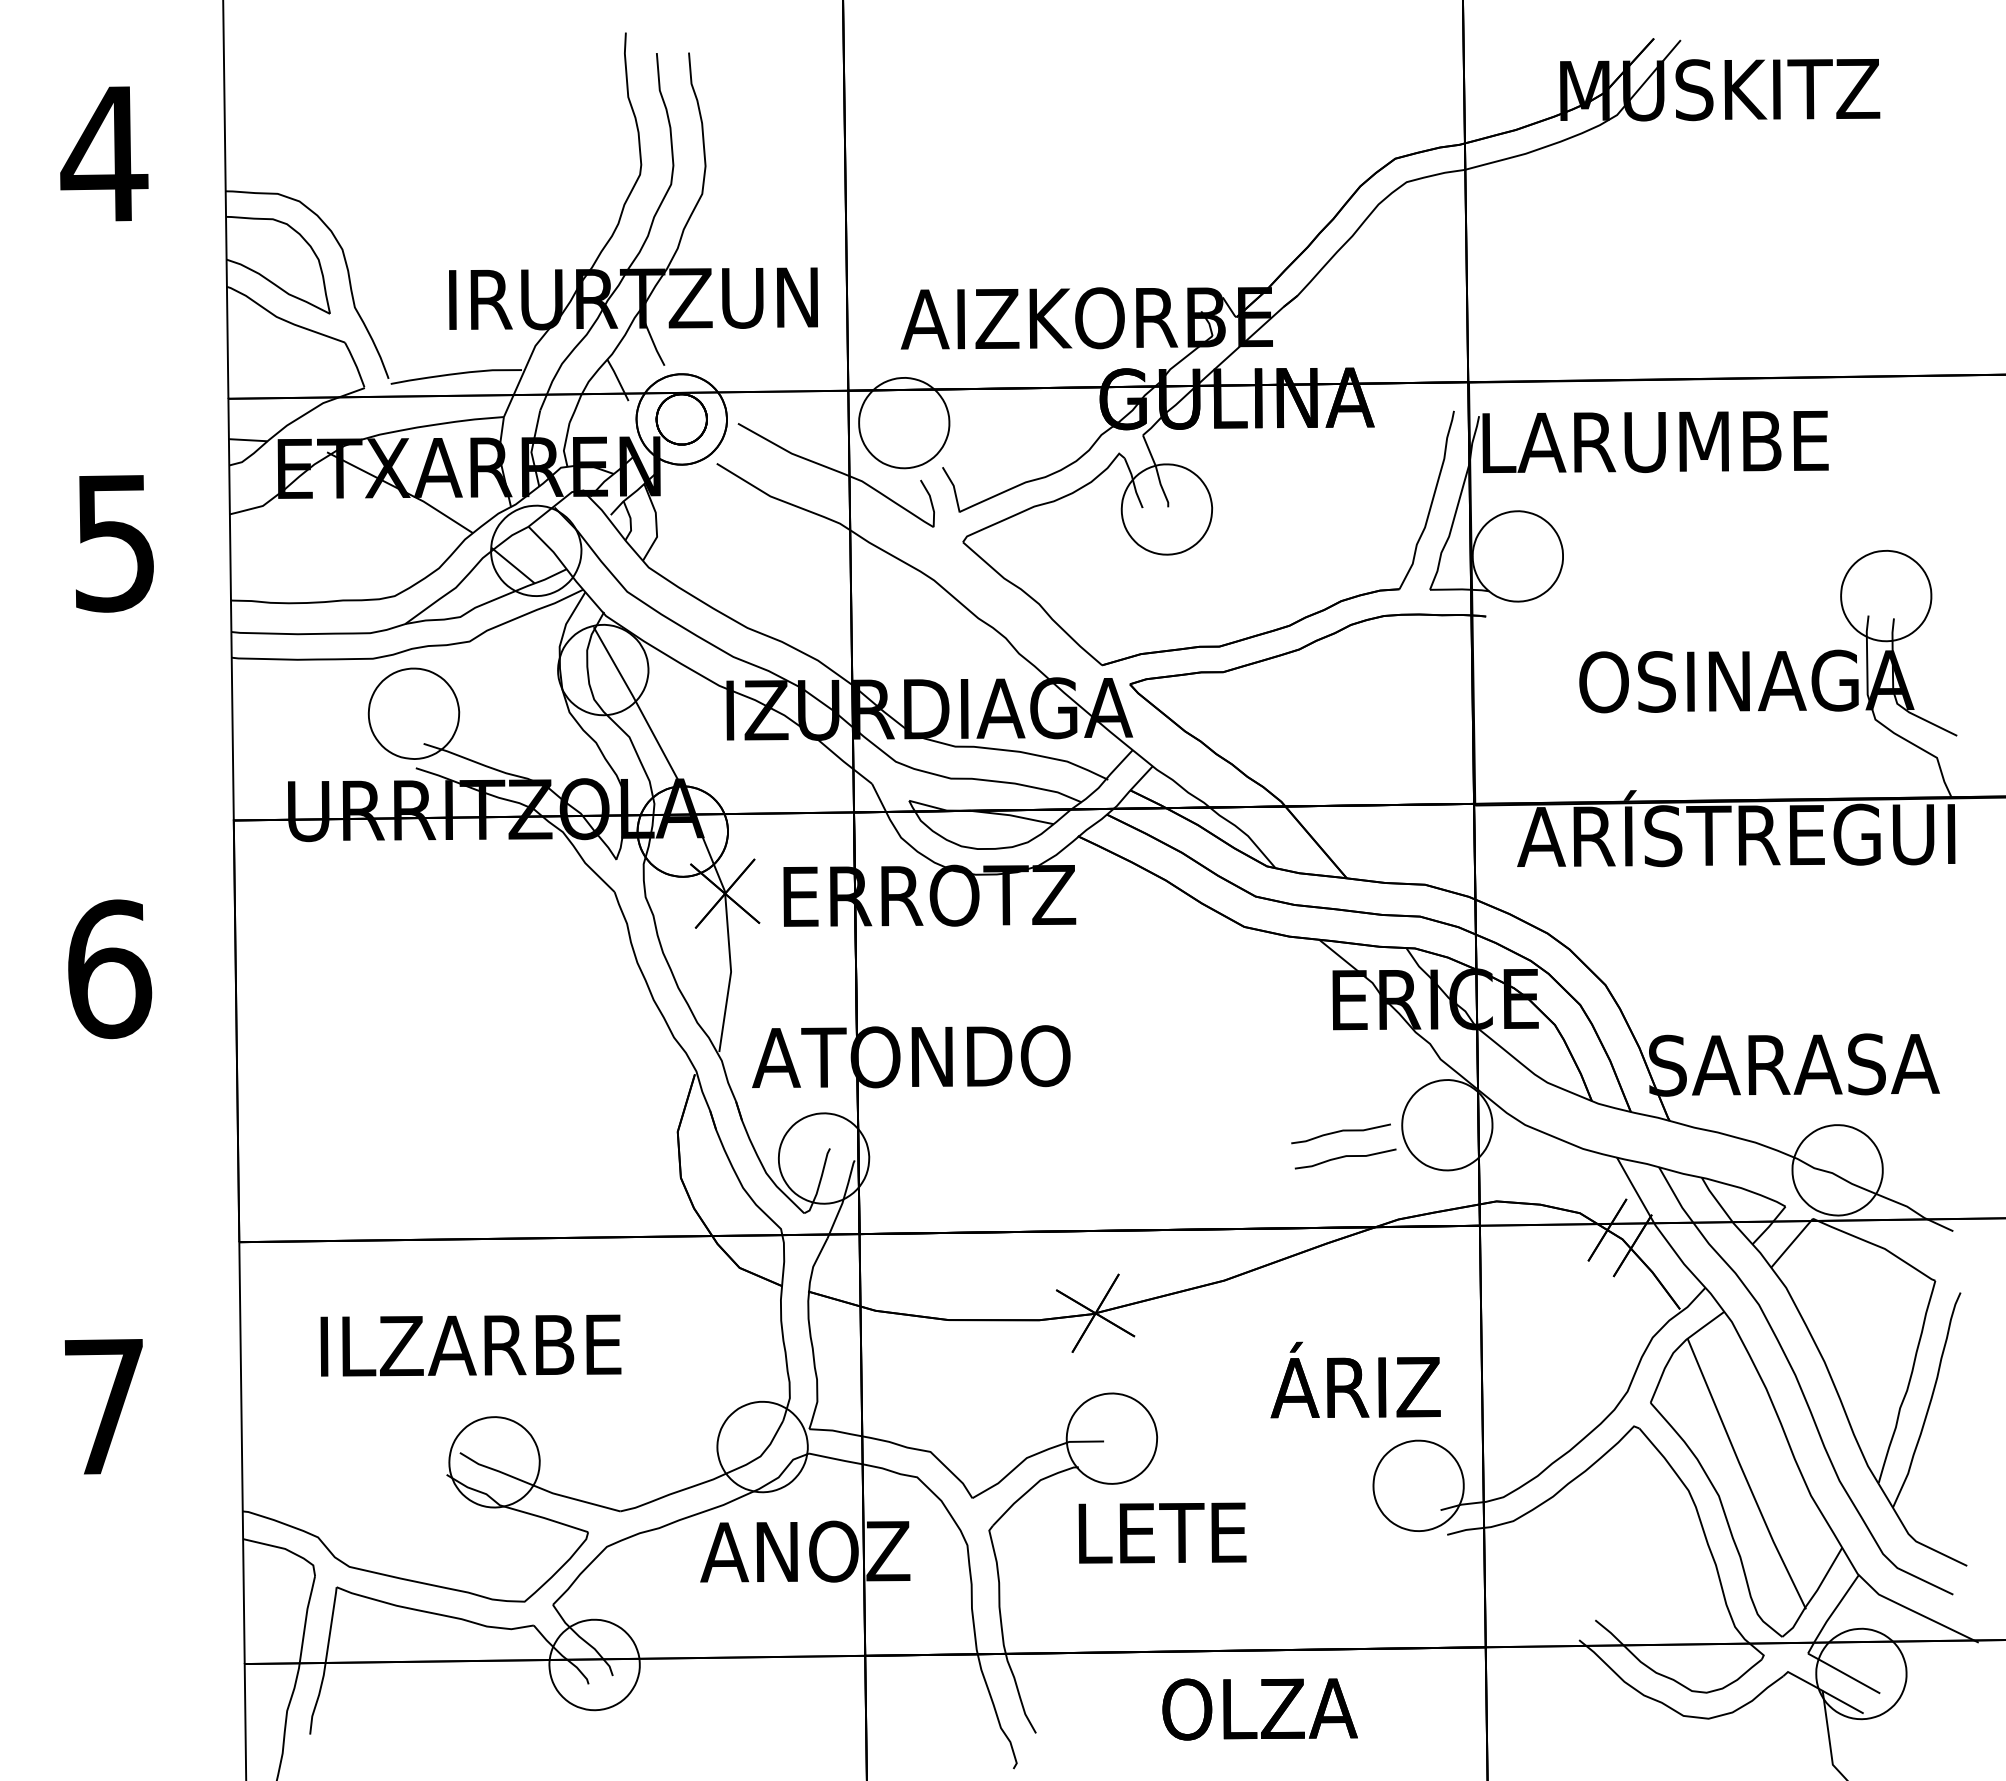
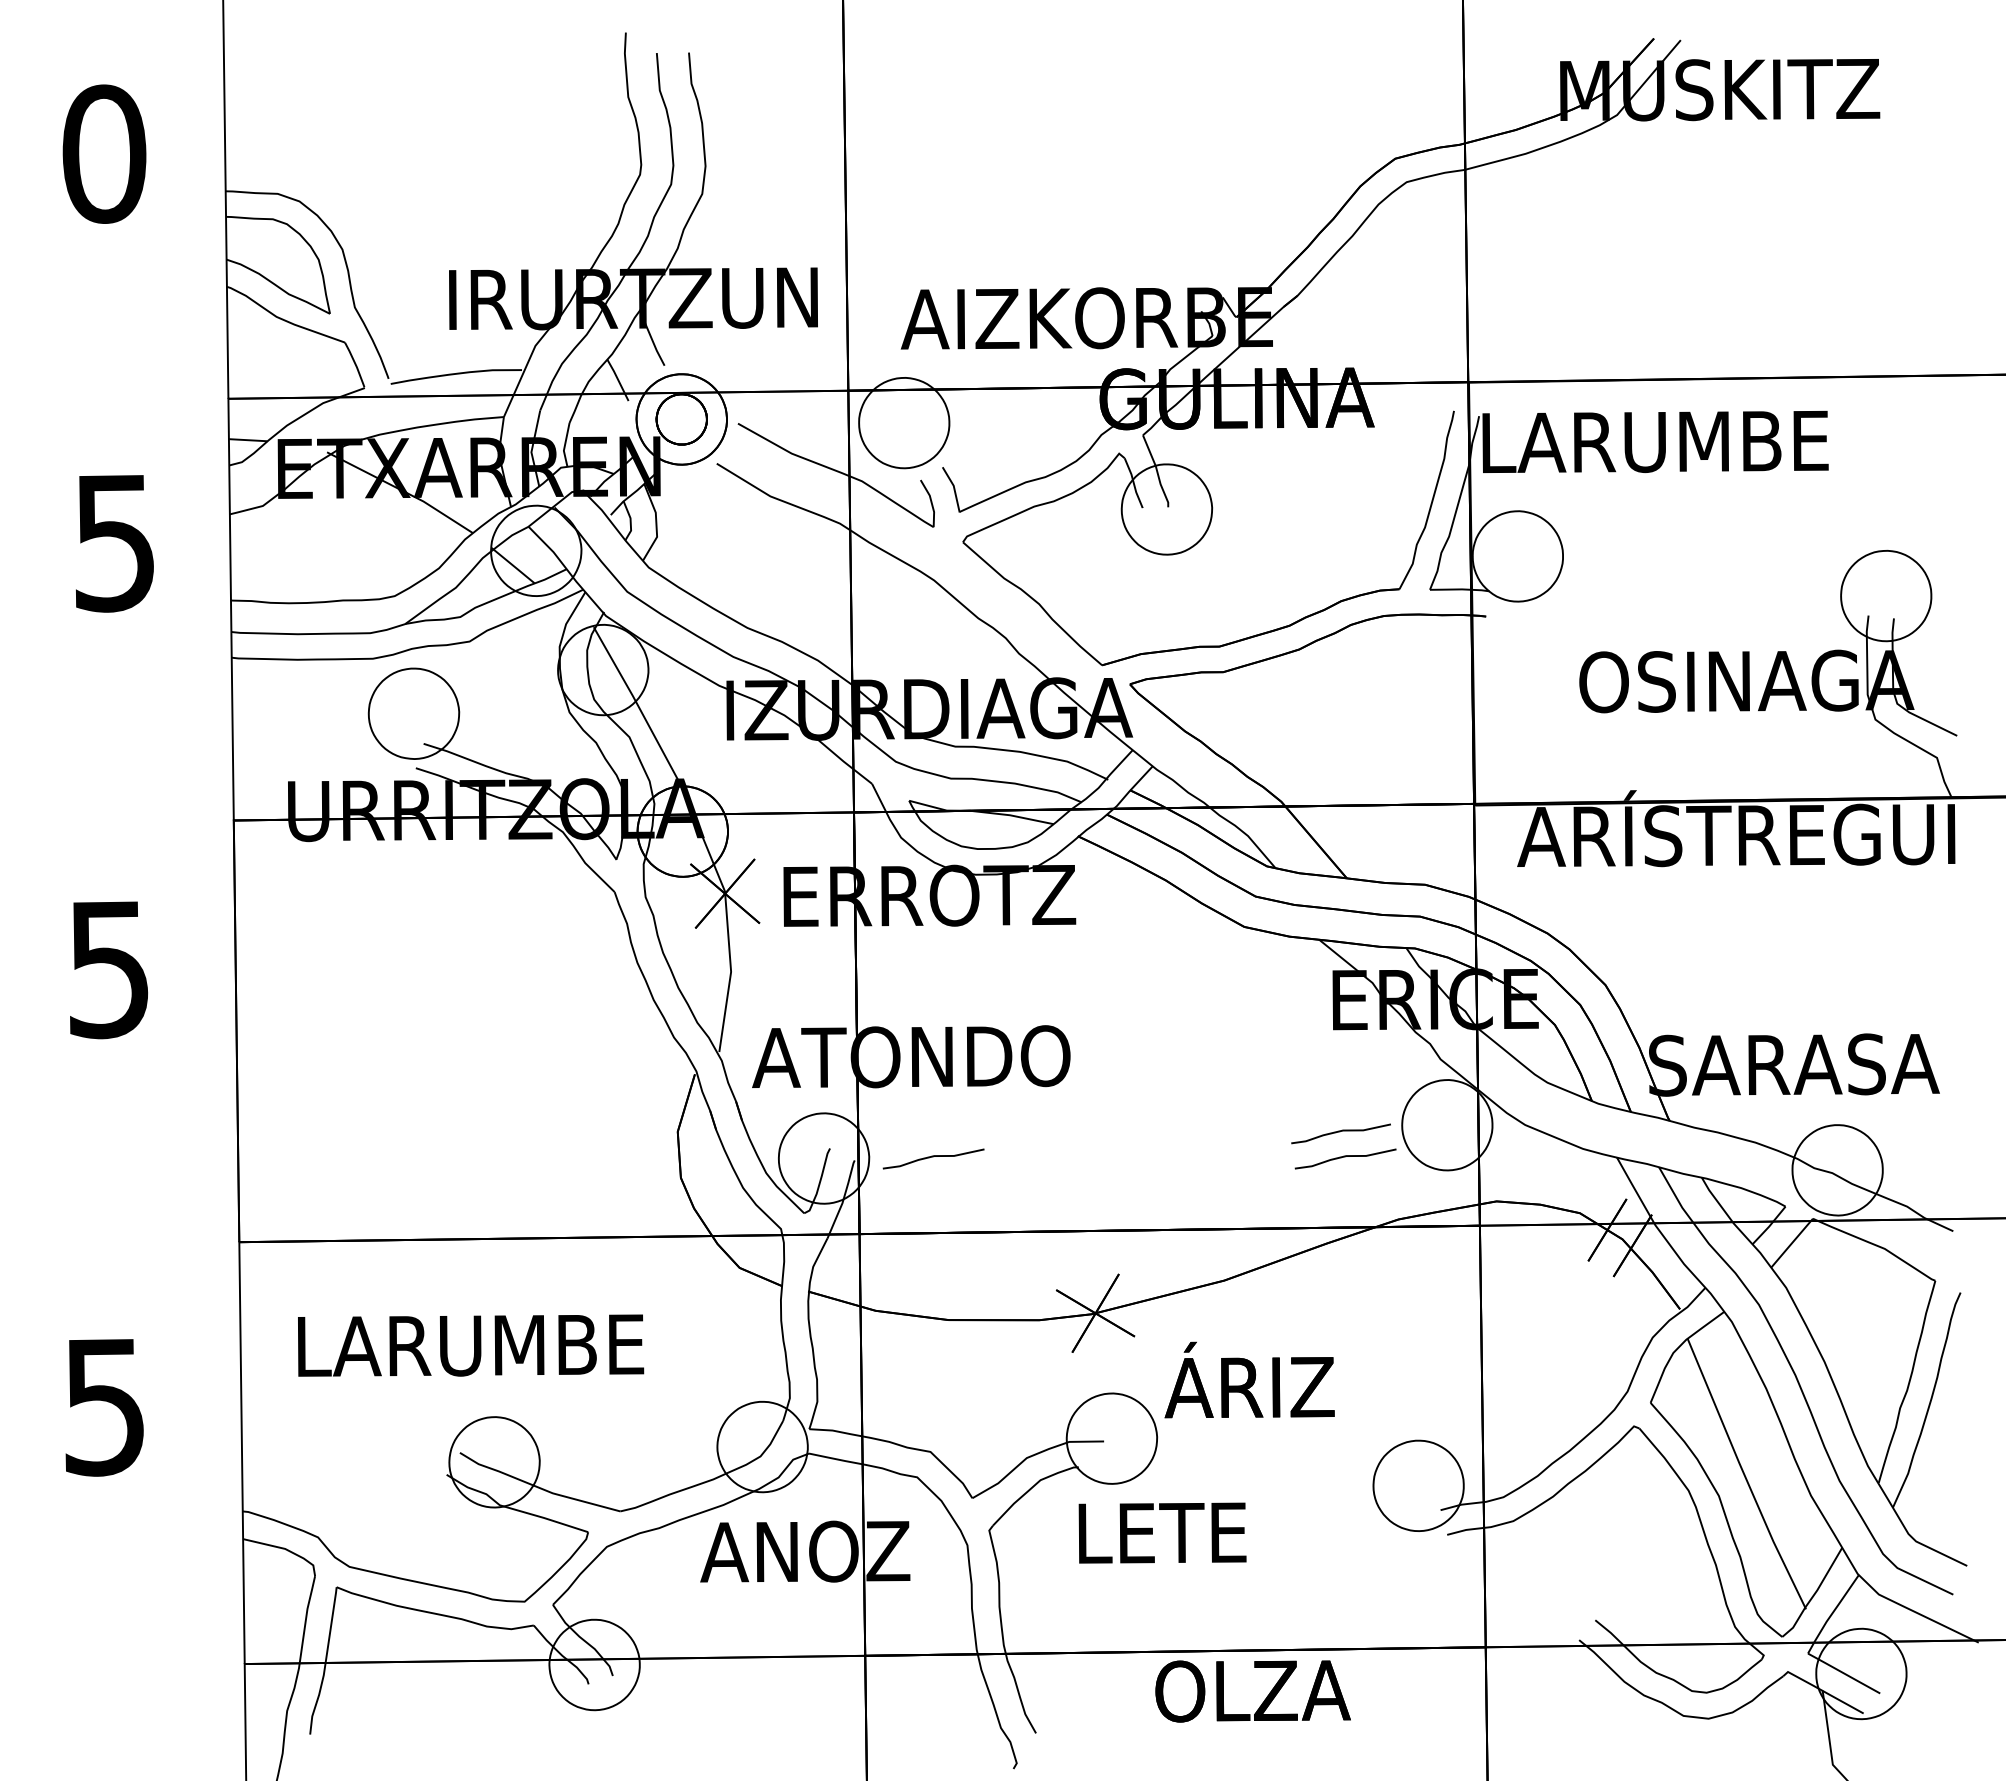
text: 4 -> 0 (104, 153)
text: 6 -> 5 (110, 969)
curve: none -> present (933, 1157)
text: ILZARBE -> LARUMBE (471, 1345)
text position: (1355, 1379) -> (1249, 1379) (1249, 1379)
text: 7 -> 5 (103, 1407)
text position: (1259, 1709) -> (1252, 1691) (1252, 1691)
